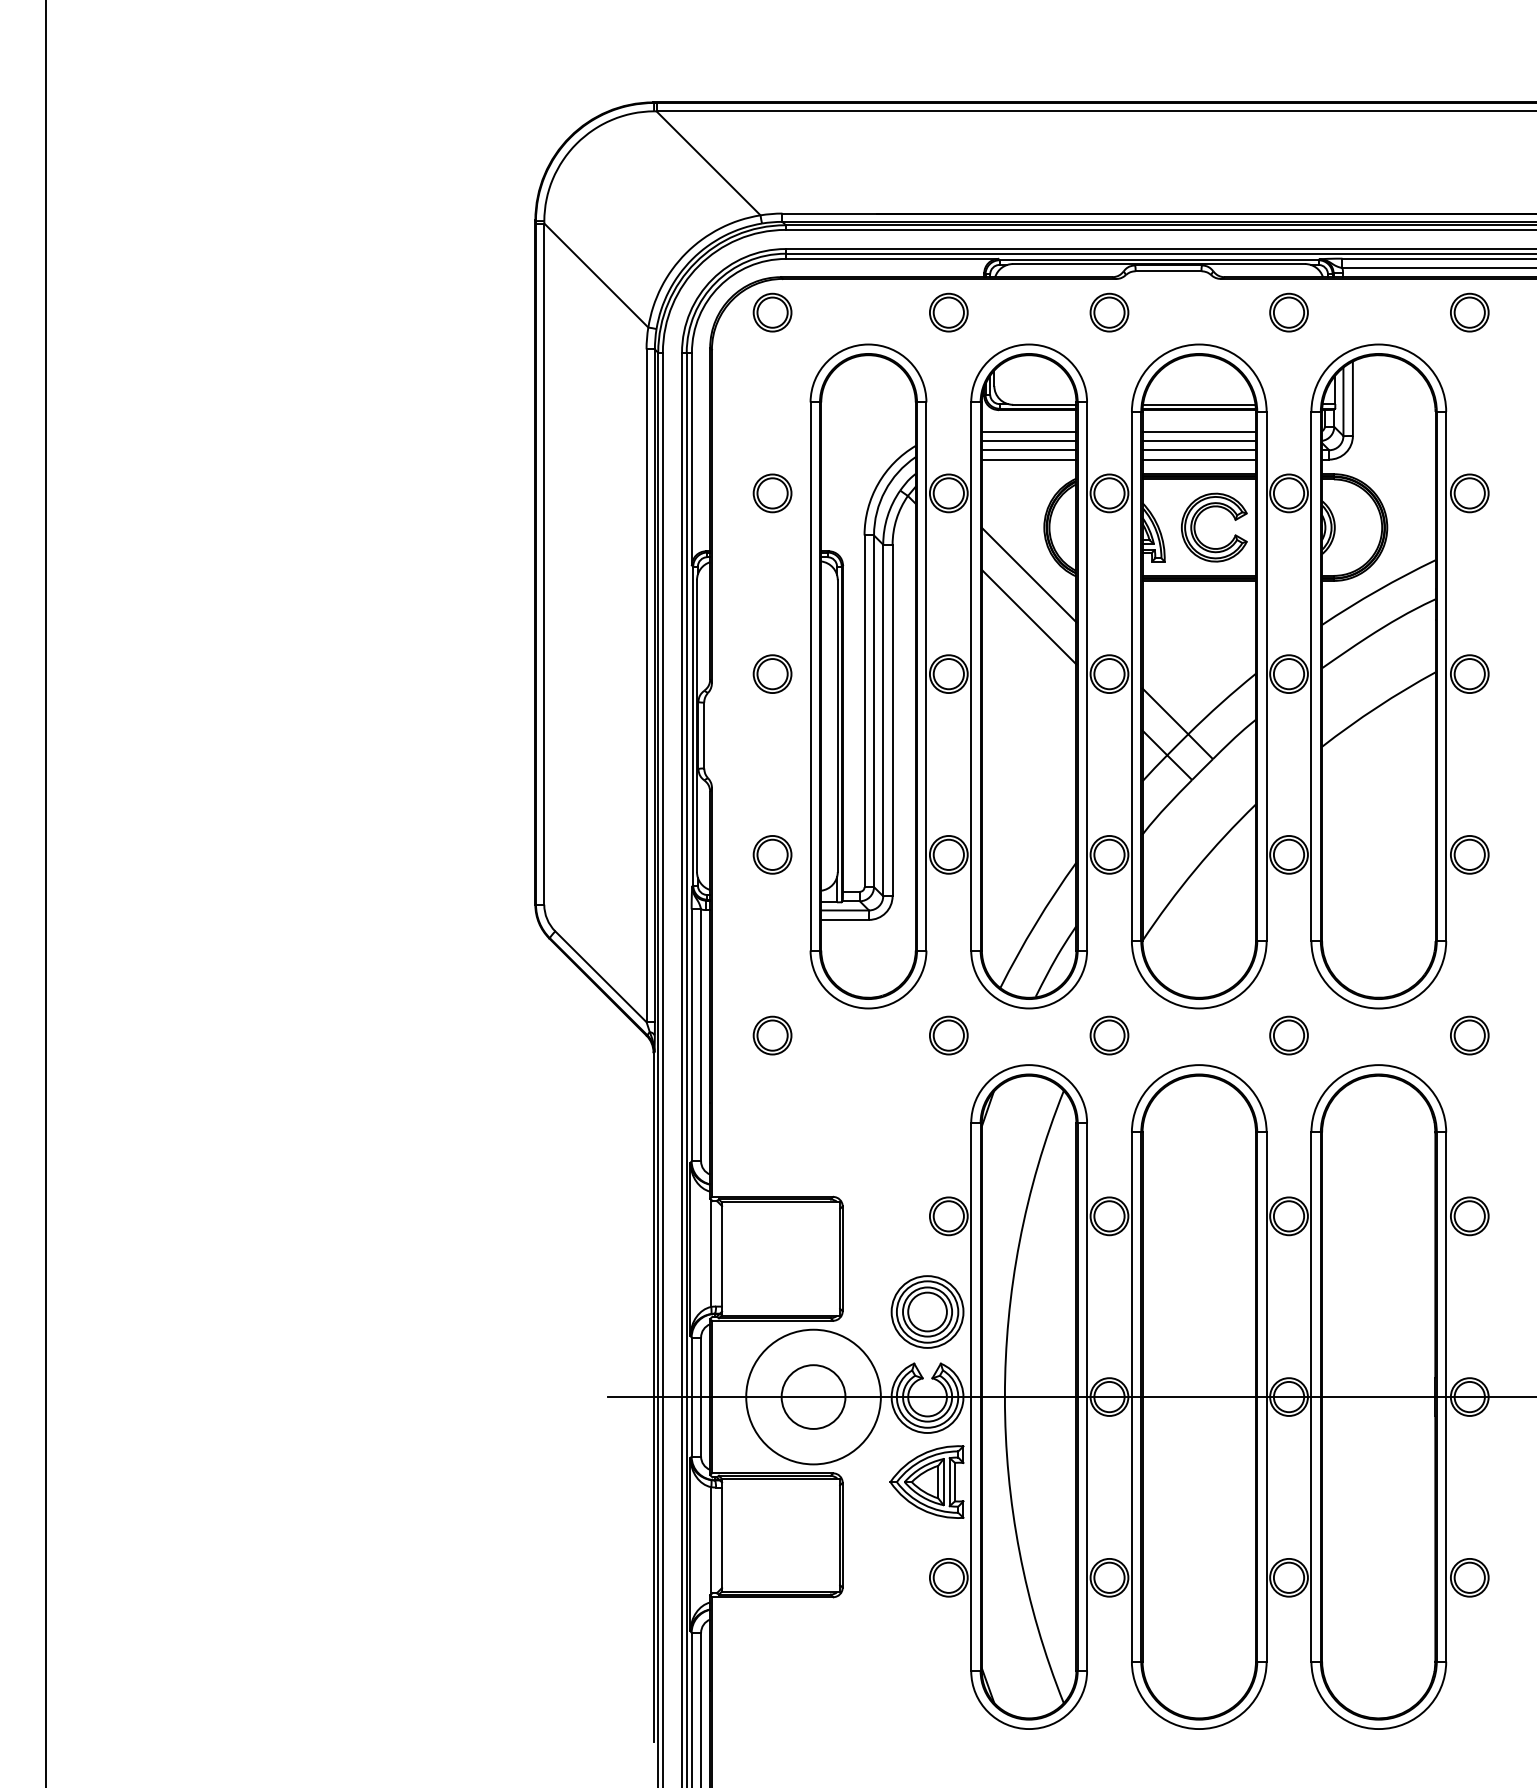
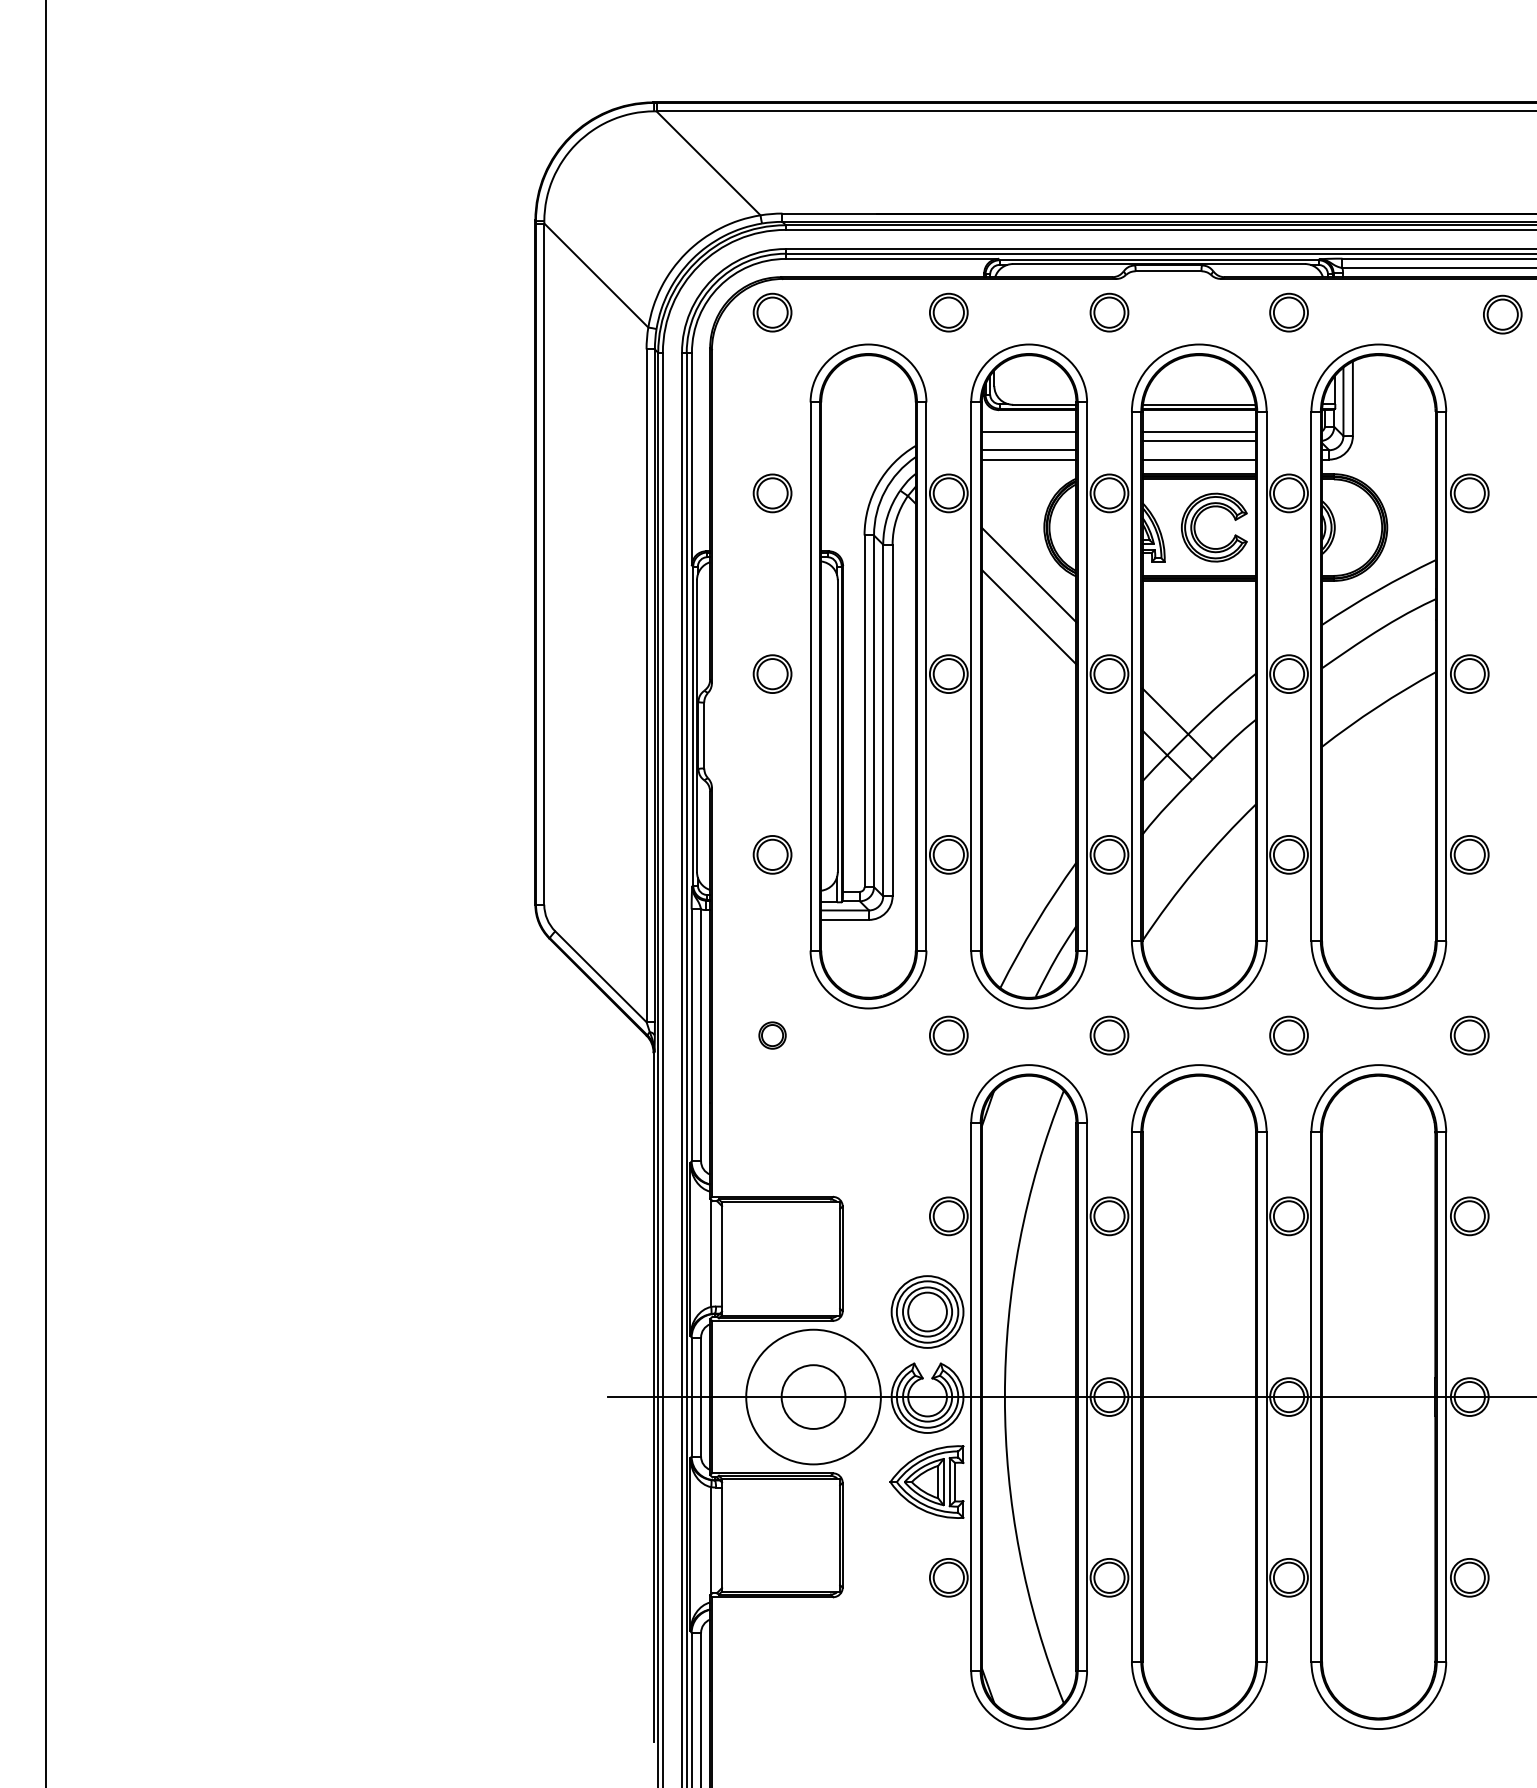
part position: (1469, 312) -> (1502, 314) (1502, 314)
line: present -> none (1028, 441)
line: present -> none (1198, 450)
part size: 41x41 px -> 29x29 px (772, 1035)
